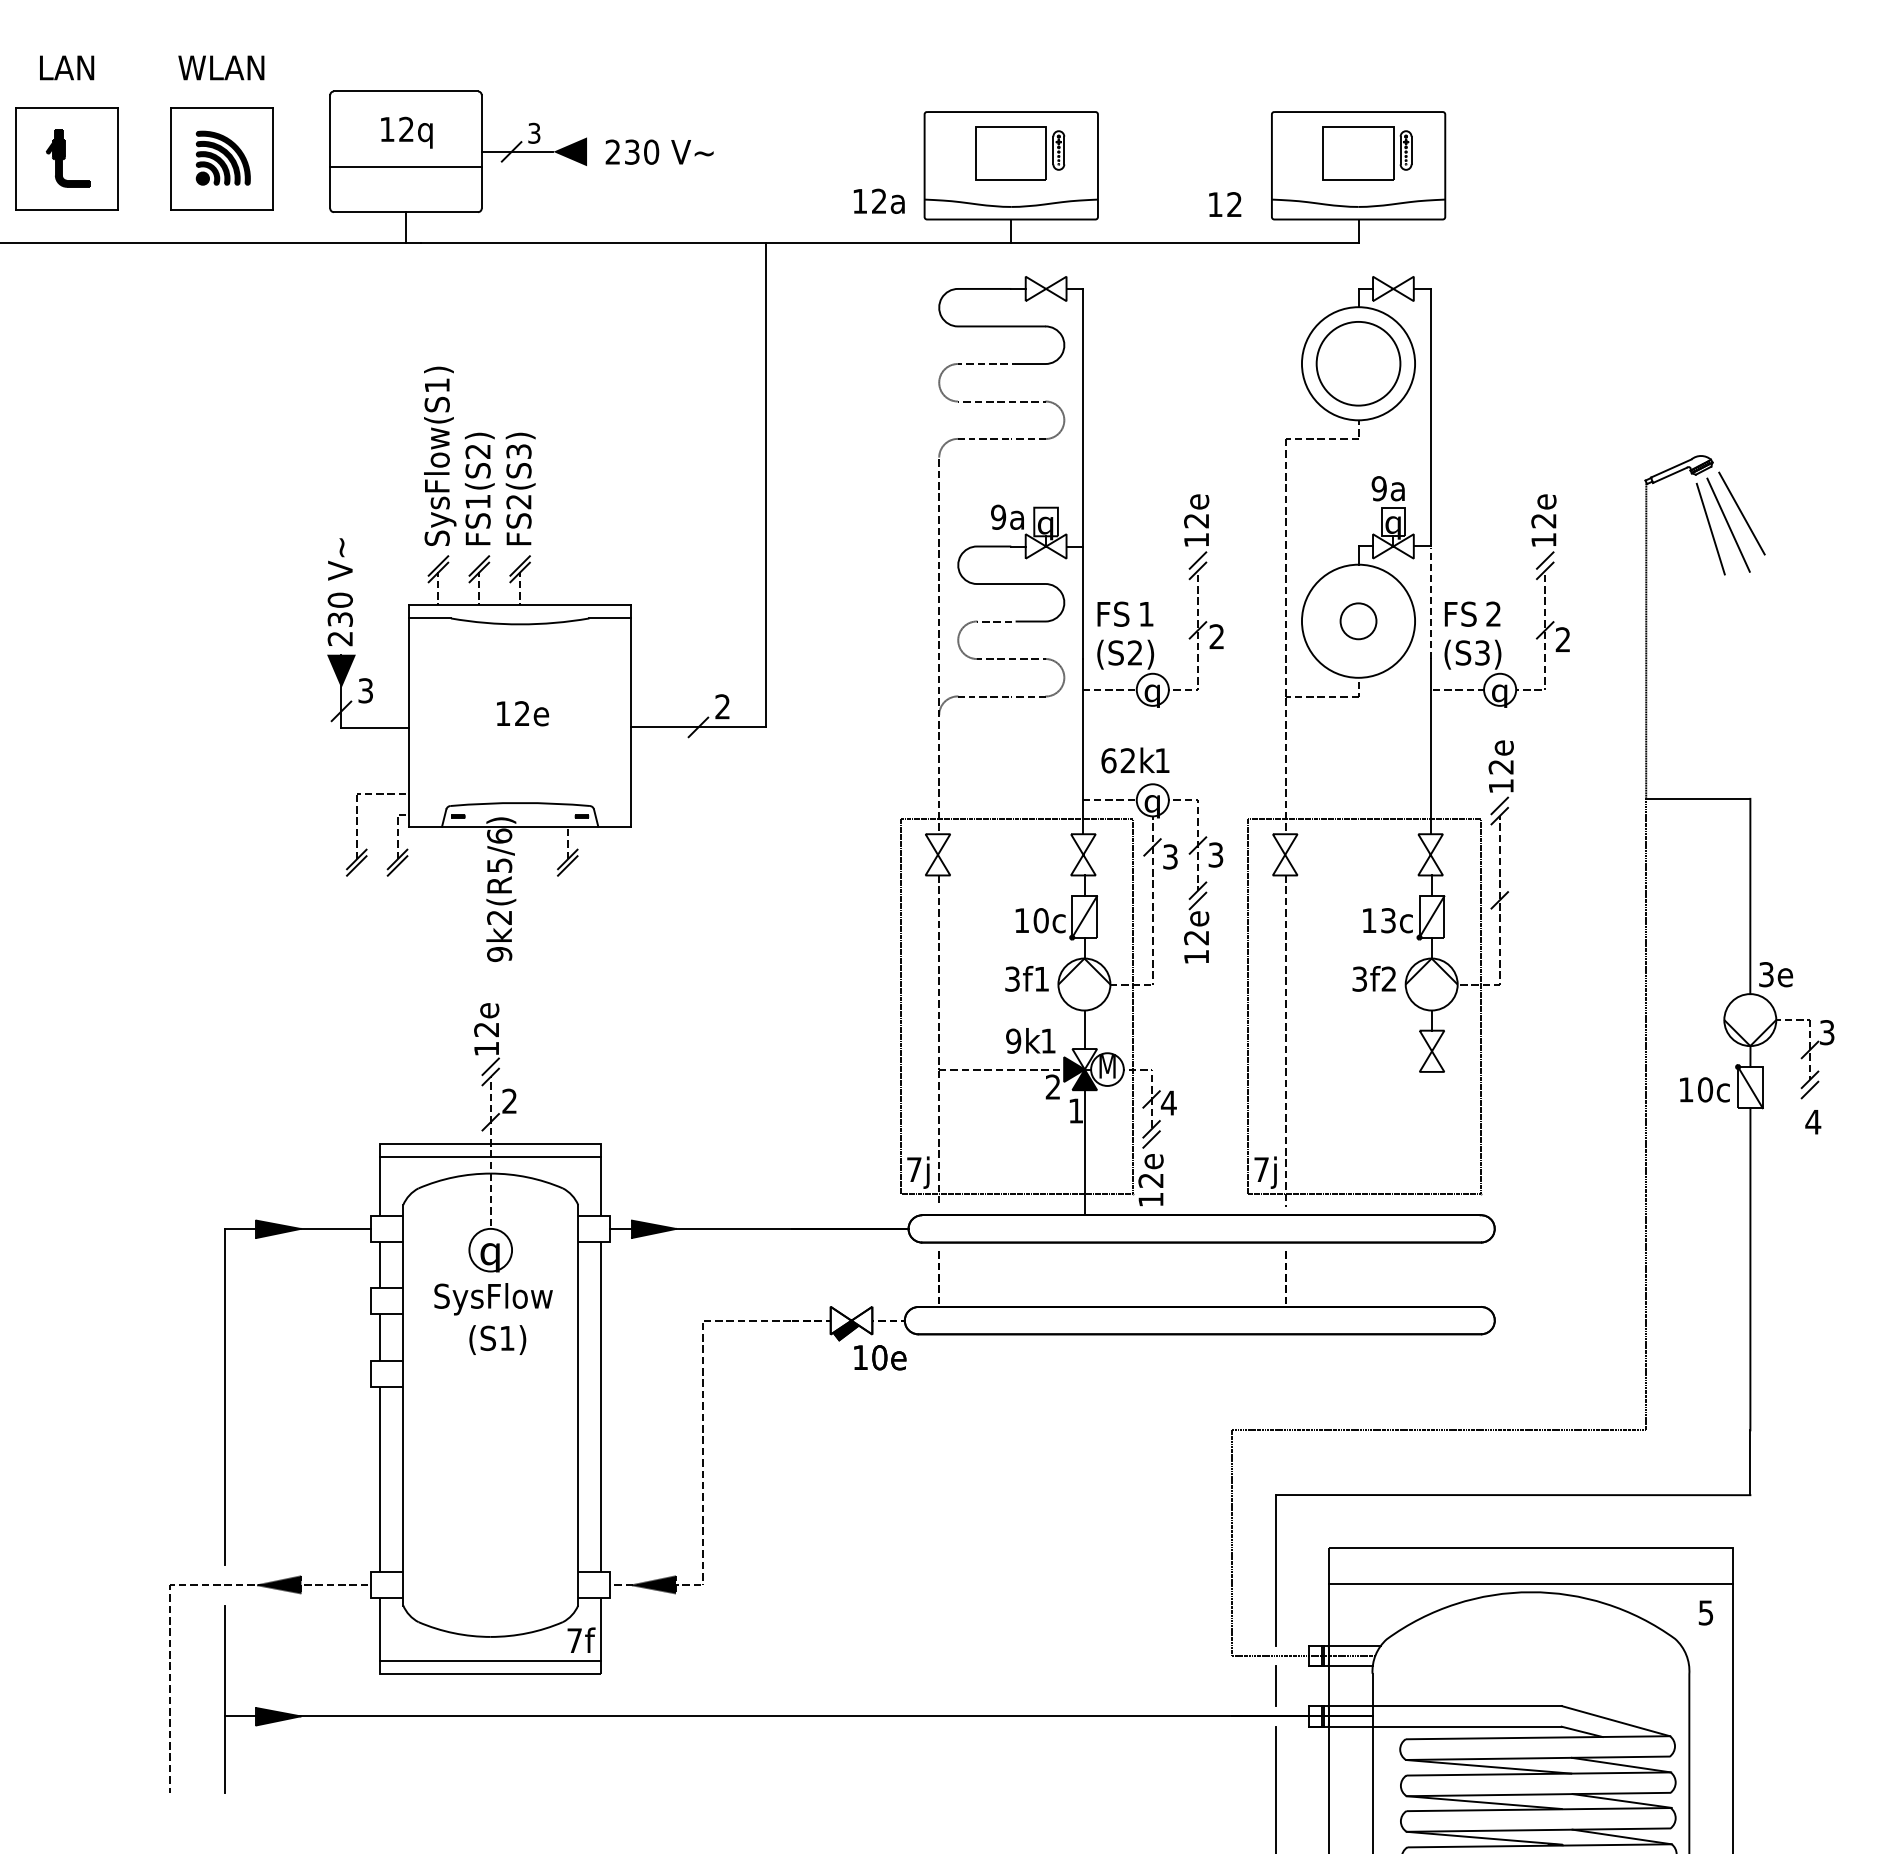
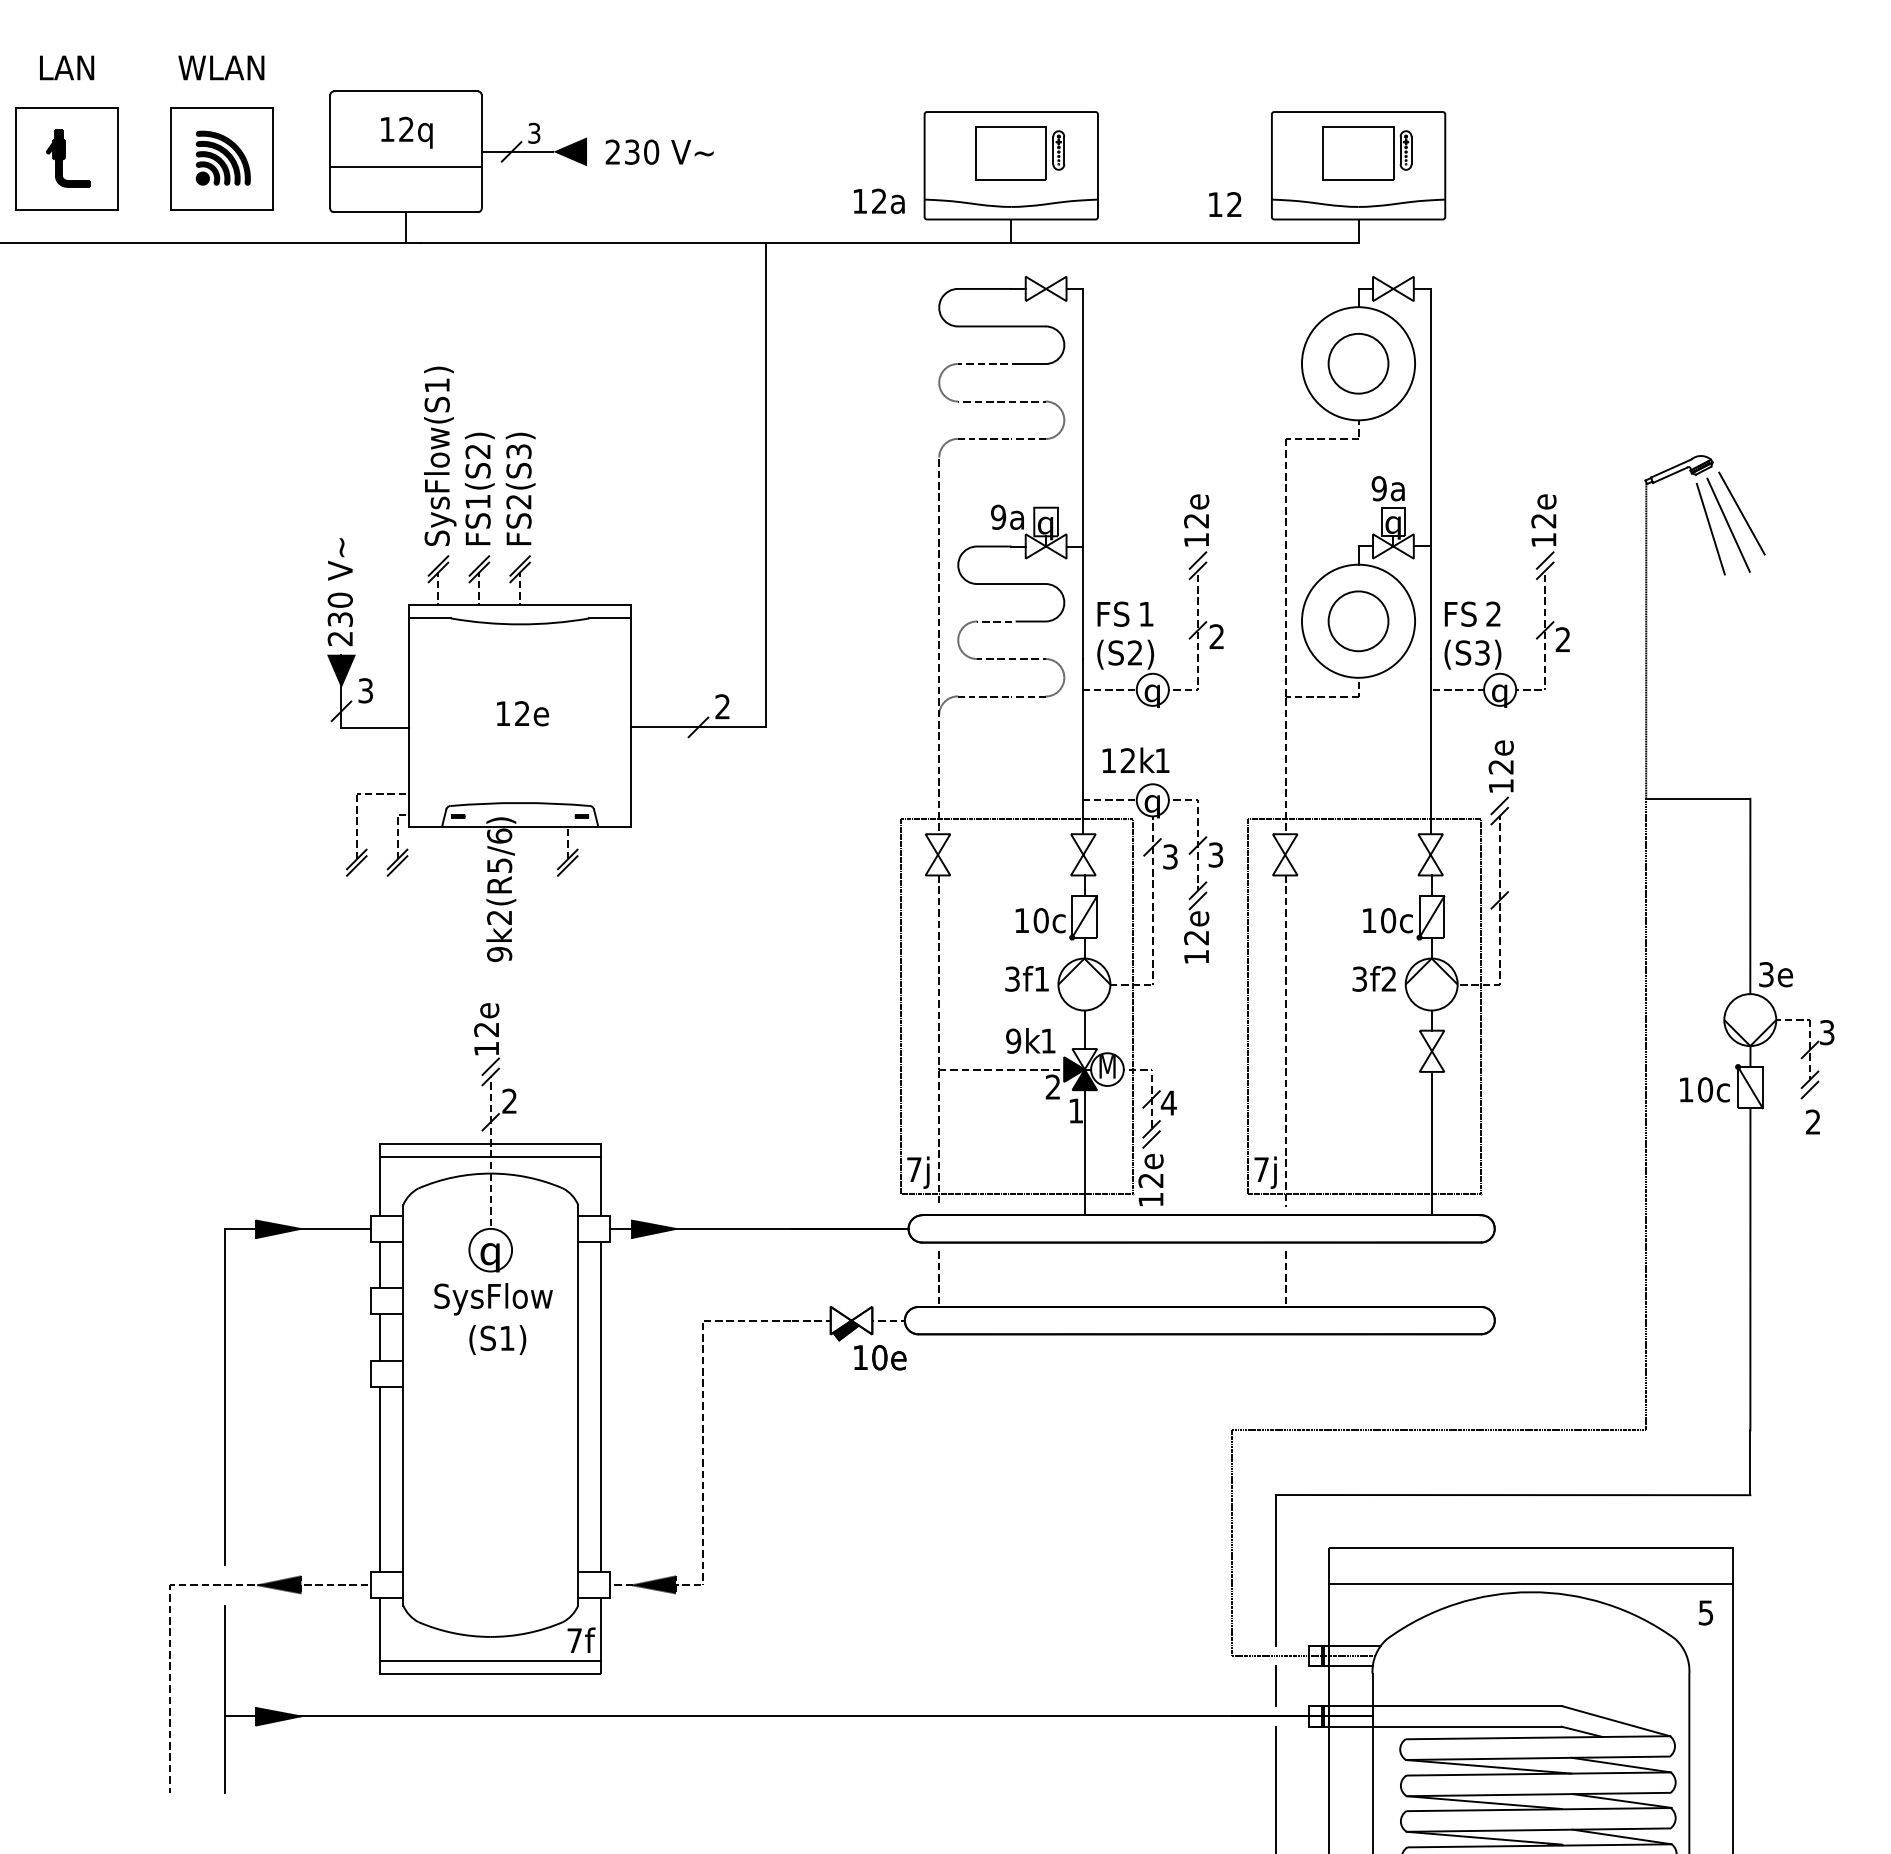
circle diameter: 84 px -> 60 px (1358, 363)
line: dashed -> solid (1430, 603)
circle diameter: 36 px -> 60 px (1358, 621)
text: 62k -> 12k (1108, 760)
text: 13c -> 10c (1388, 920)
text: 4 -> 2 (1813, 1121)
line: none -> present (1432, 1143)
